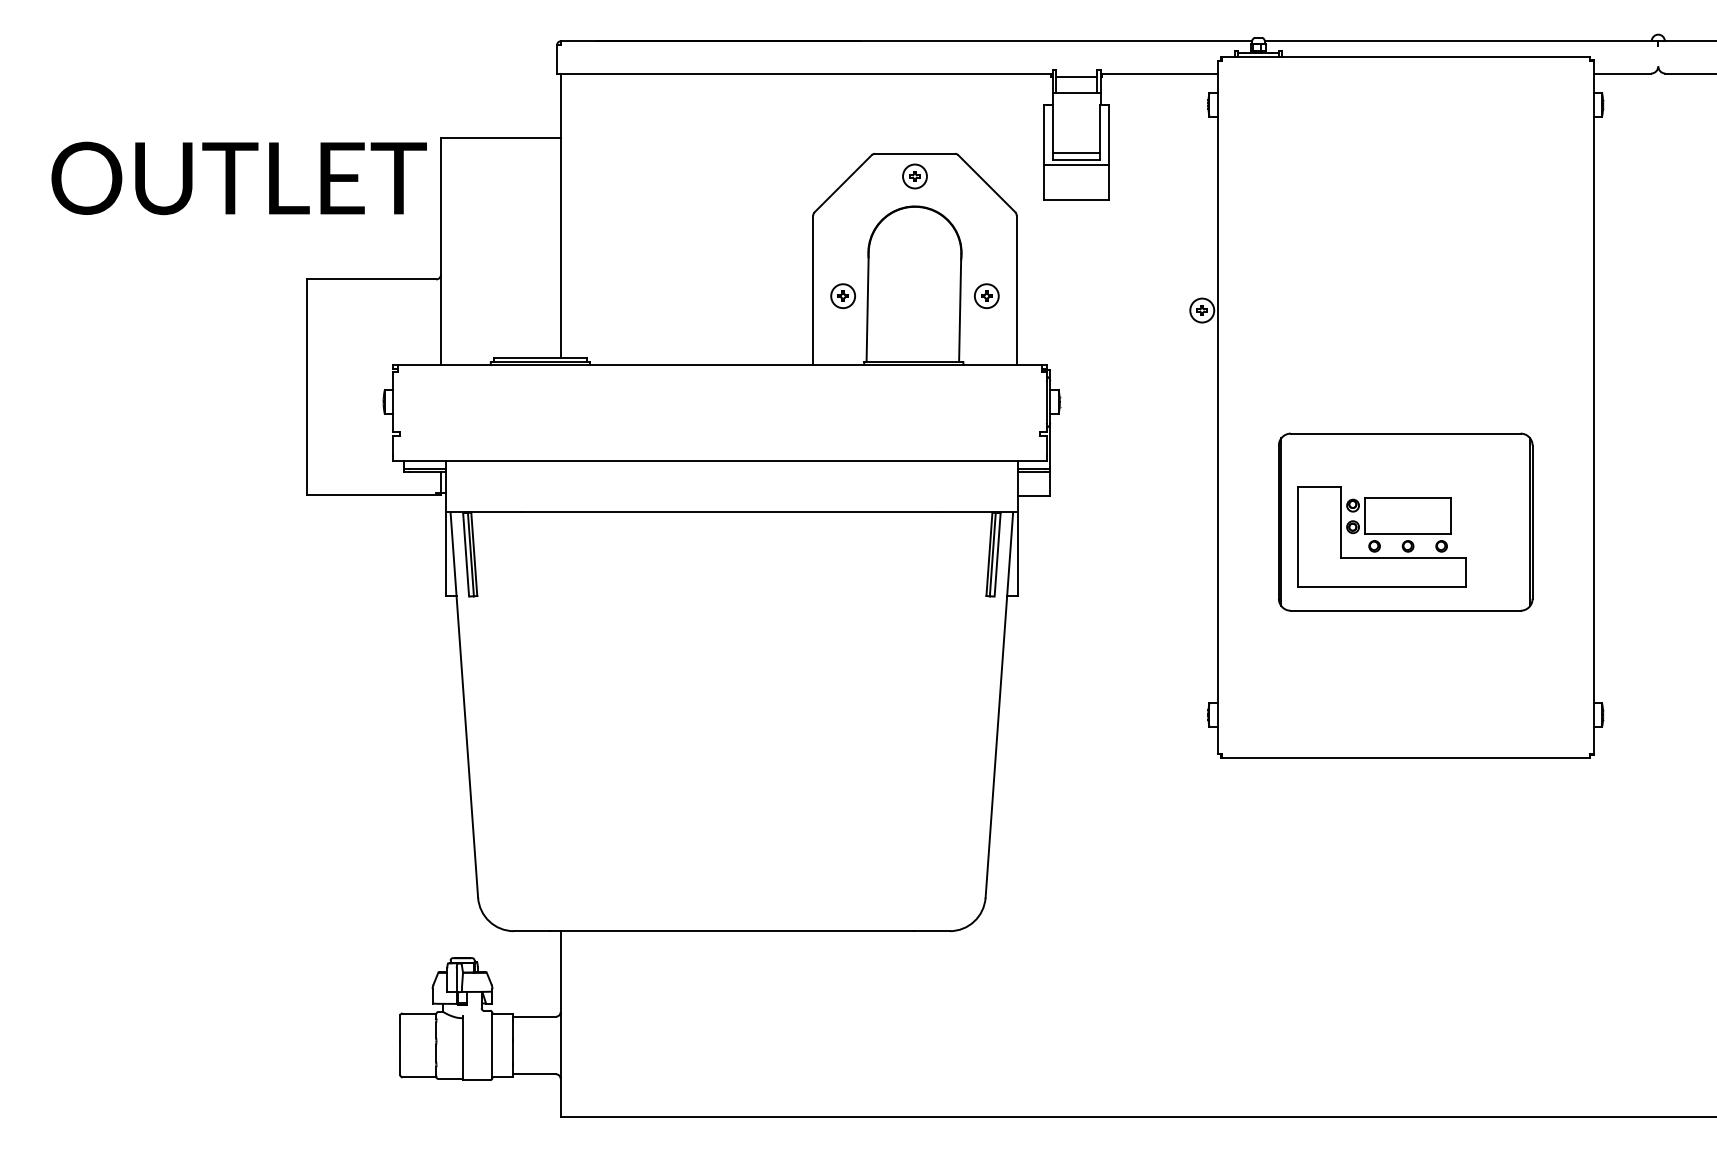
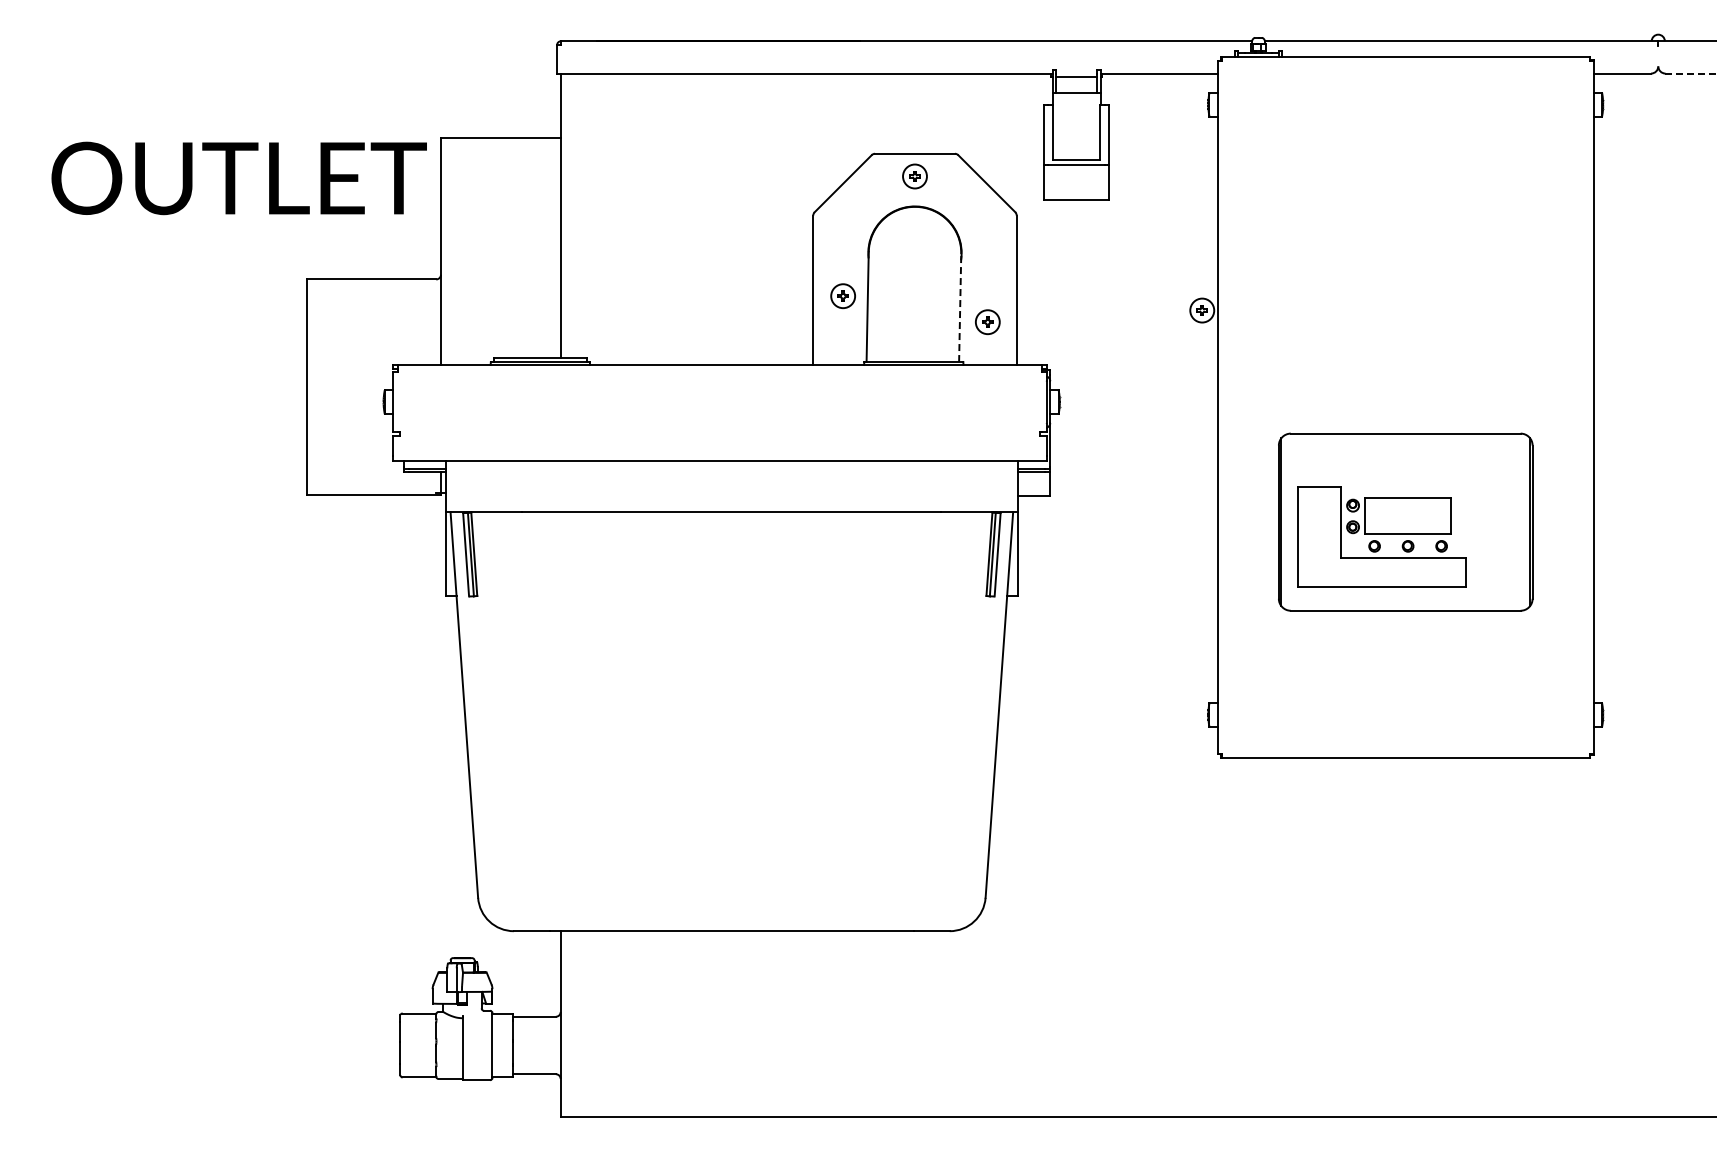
line: solid -> dashed (1691, 73)
line: present -> none (1076, 152)
part position: (986, 296) -> (987, 322) (987, 322)
line: solid -> dashed (960, 308)
